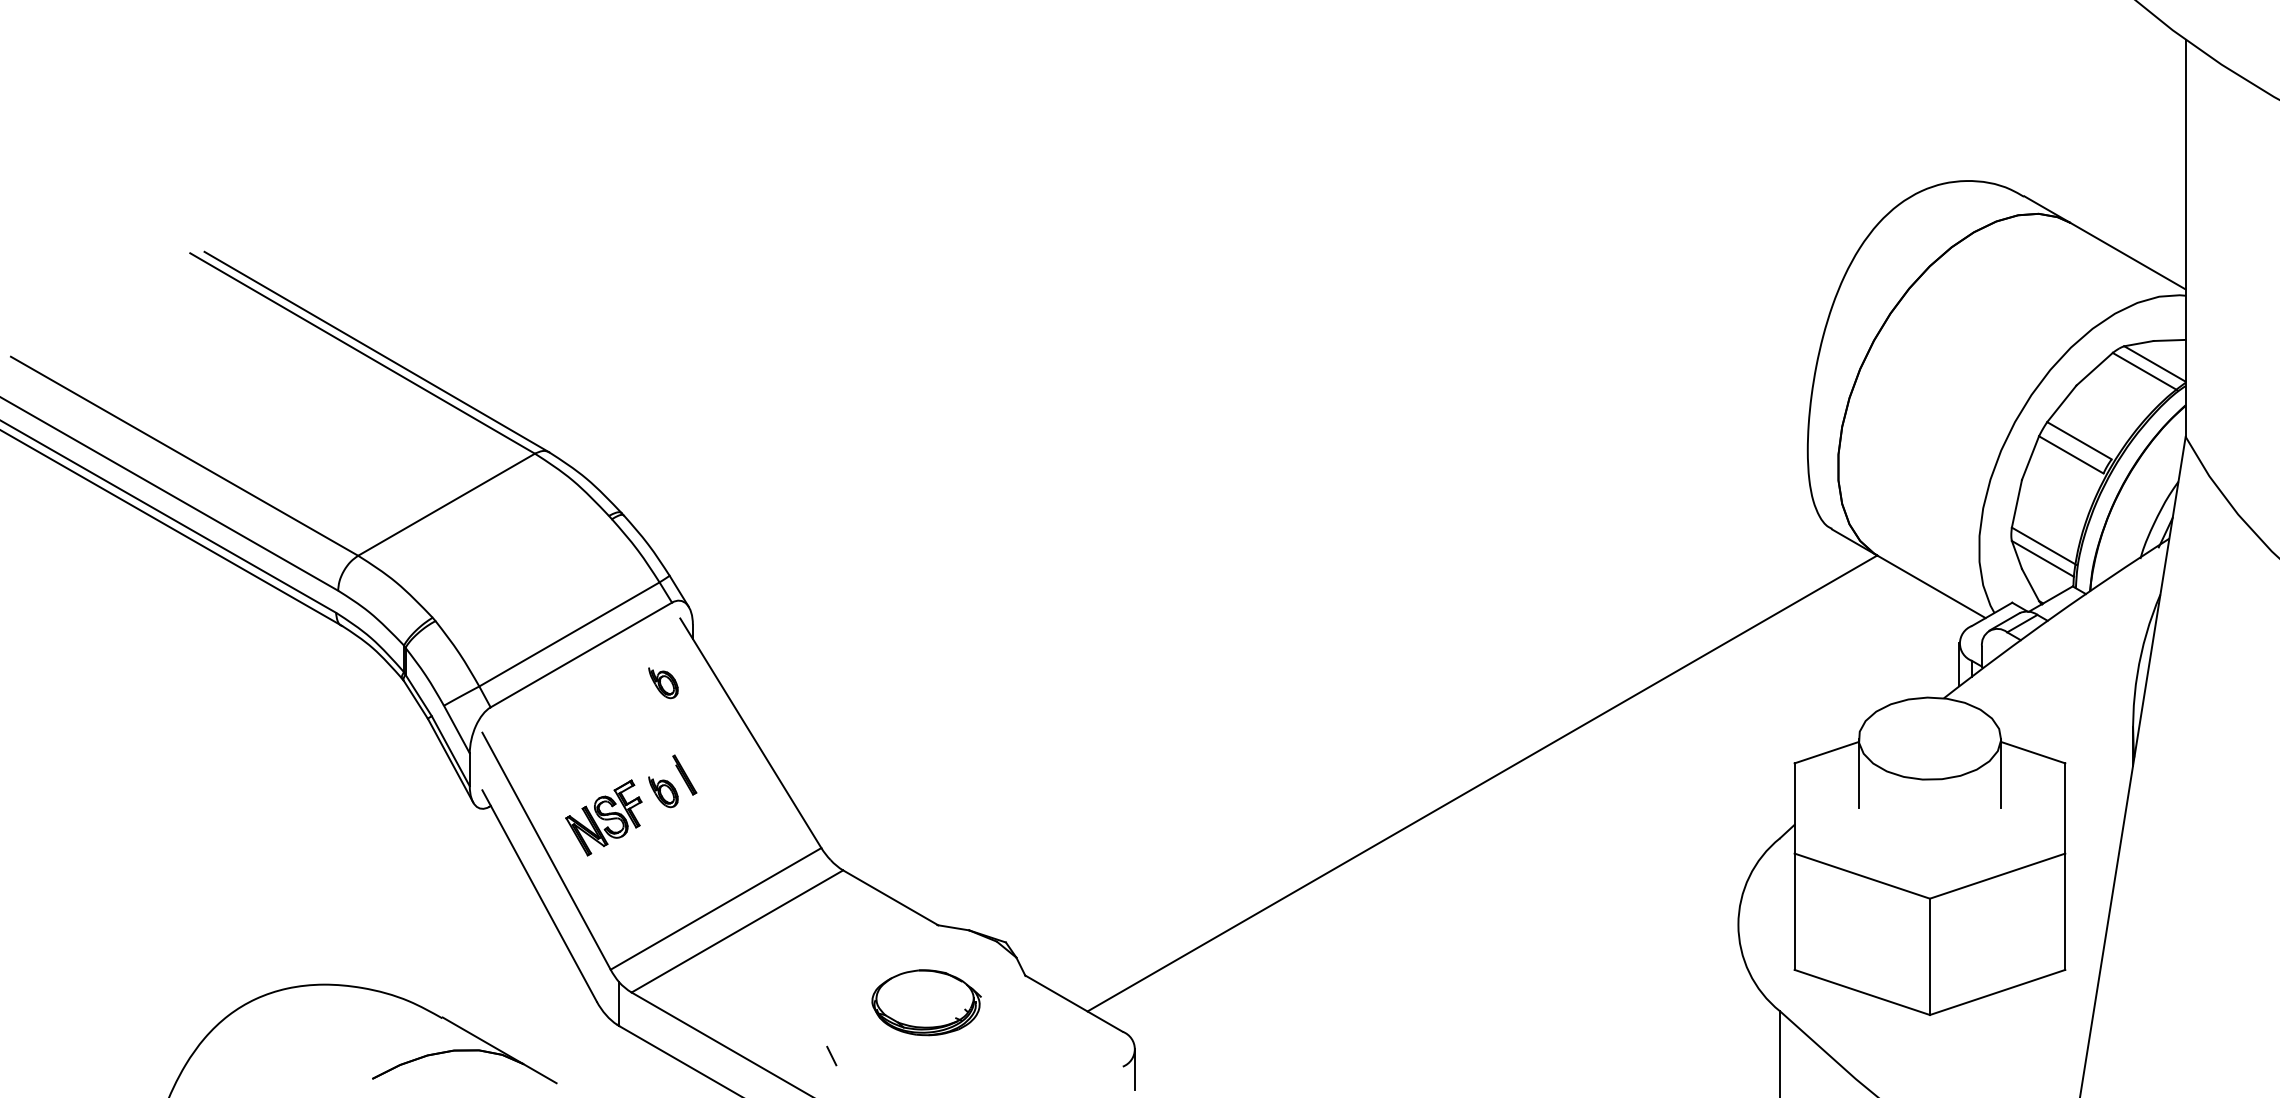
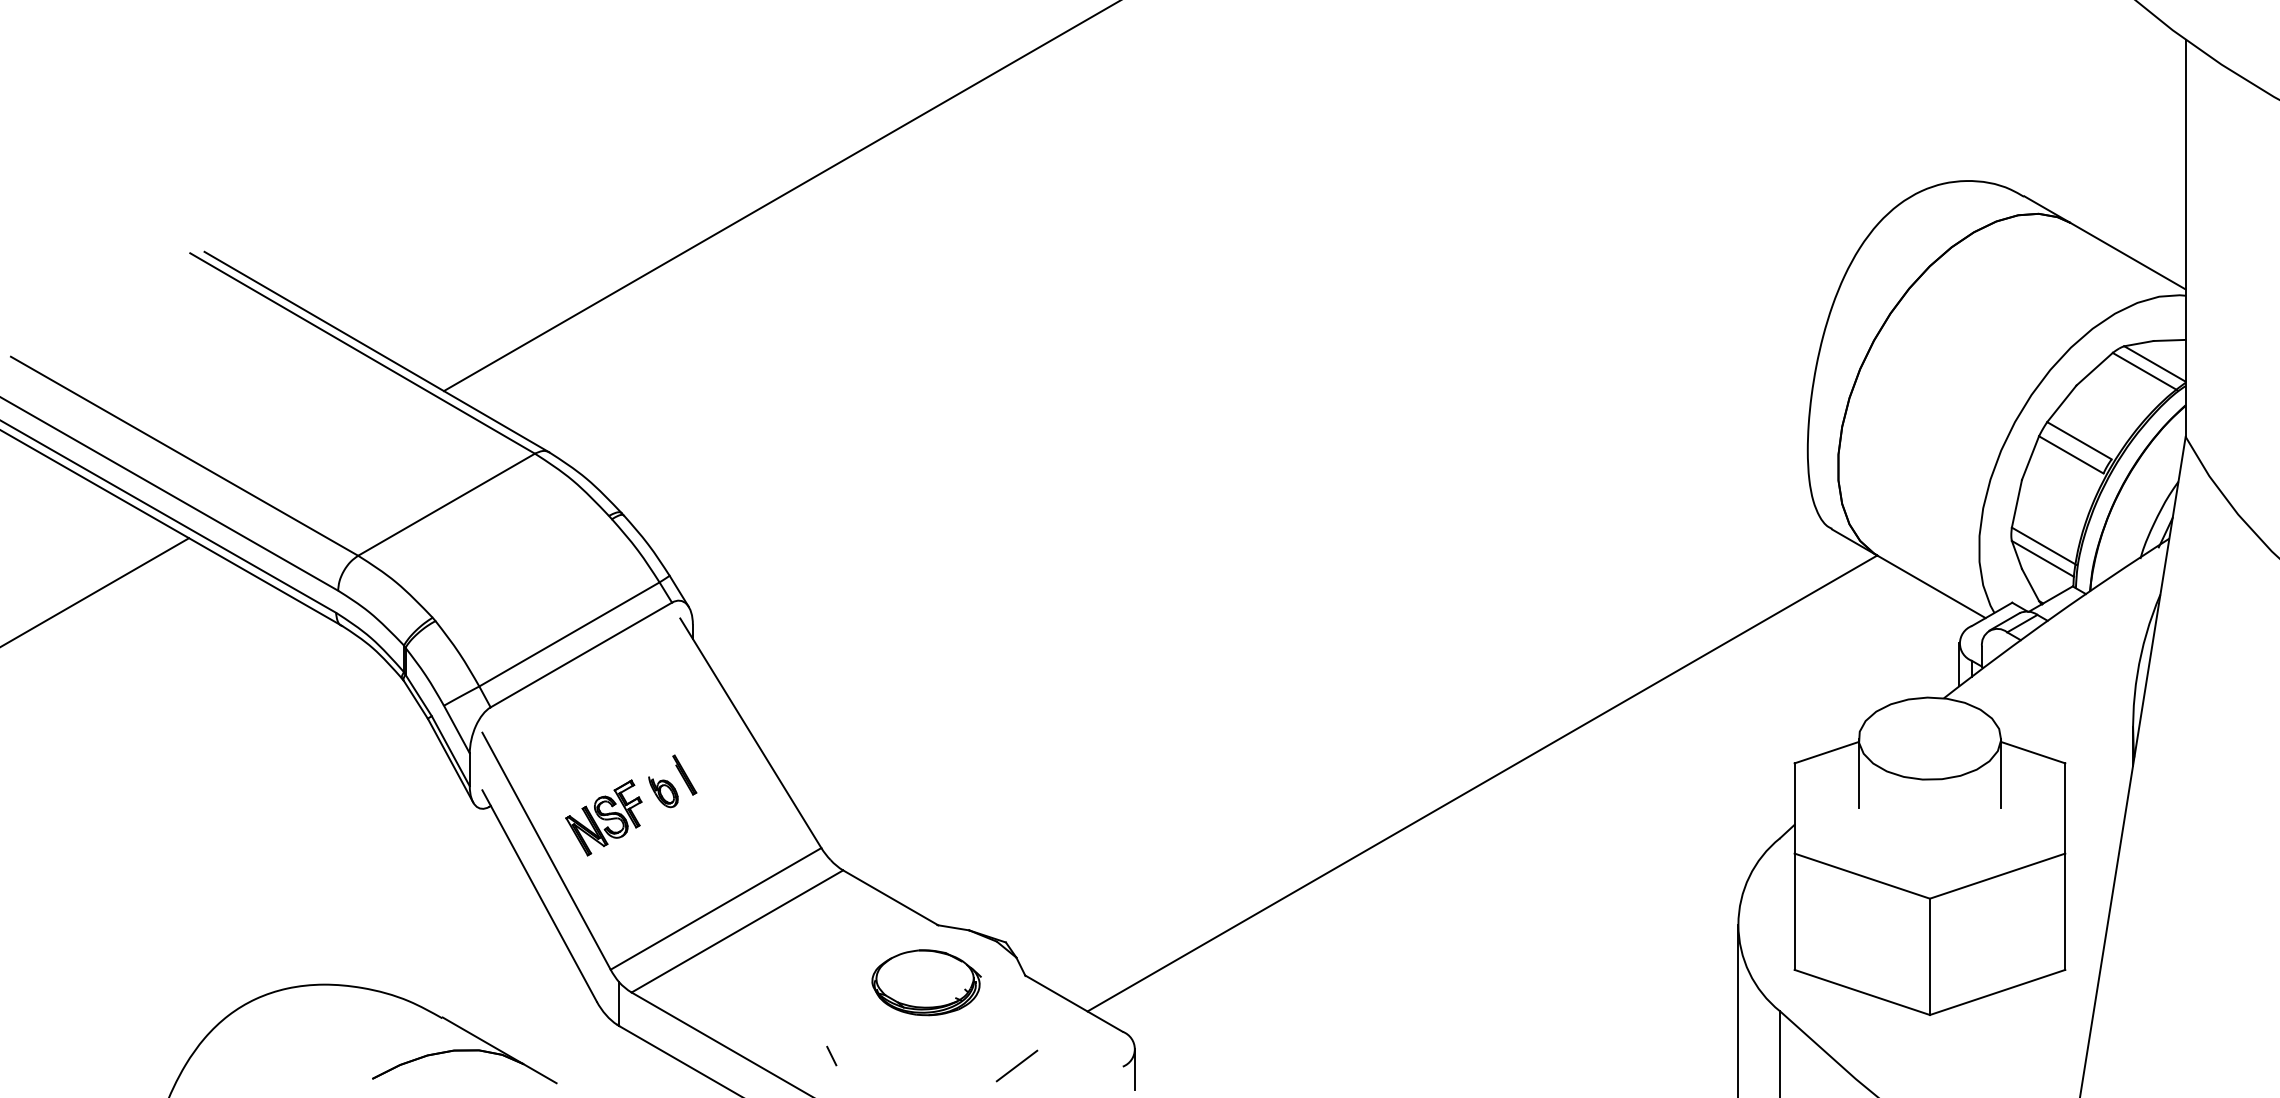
line: none -> present (780, 196)
line: none -> present (95, 591)
part: present -> none (663, 683)
part position: (926, 1002) -> (926, 982) (926, 982)
line: none -> present (1737, 1009)
line: none -> present (1016, 1065)
